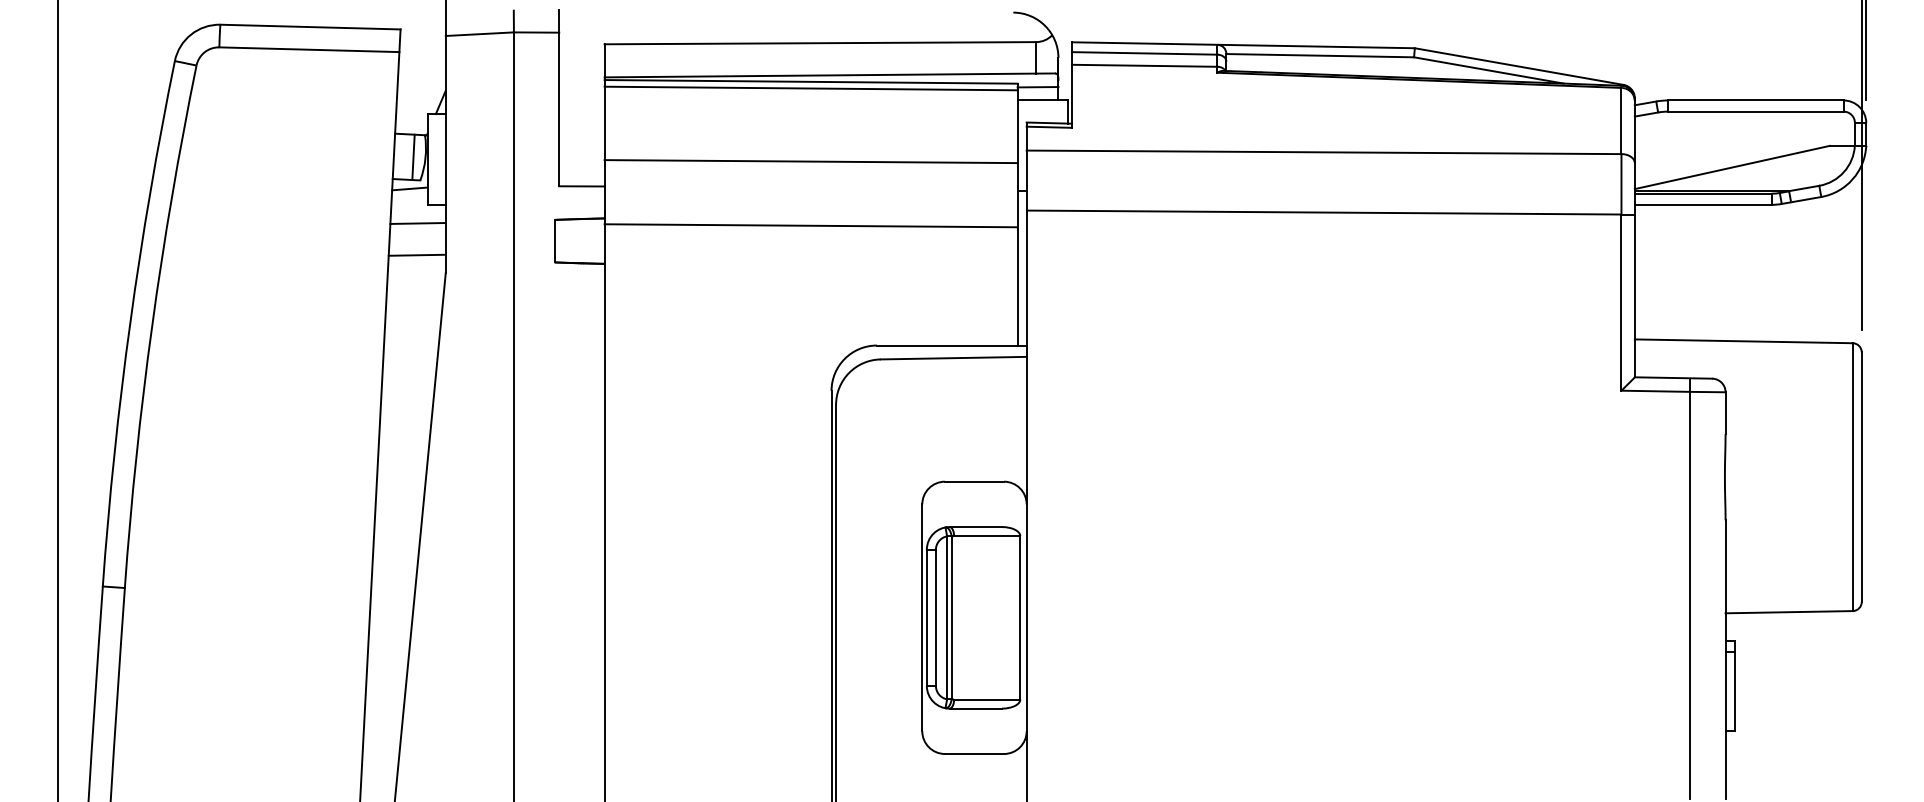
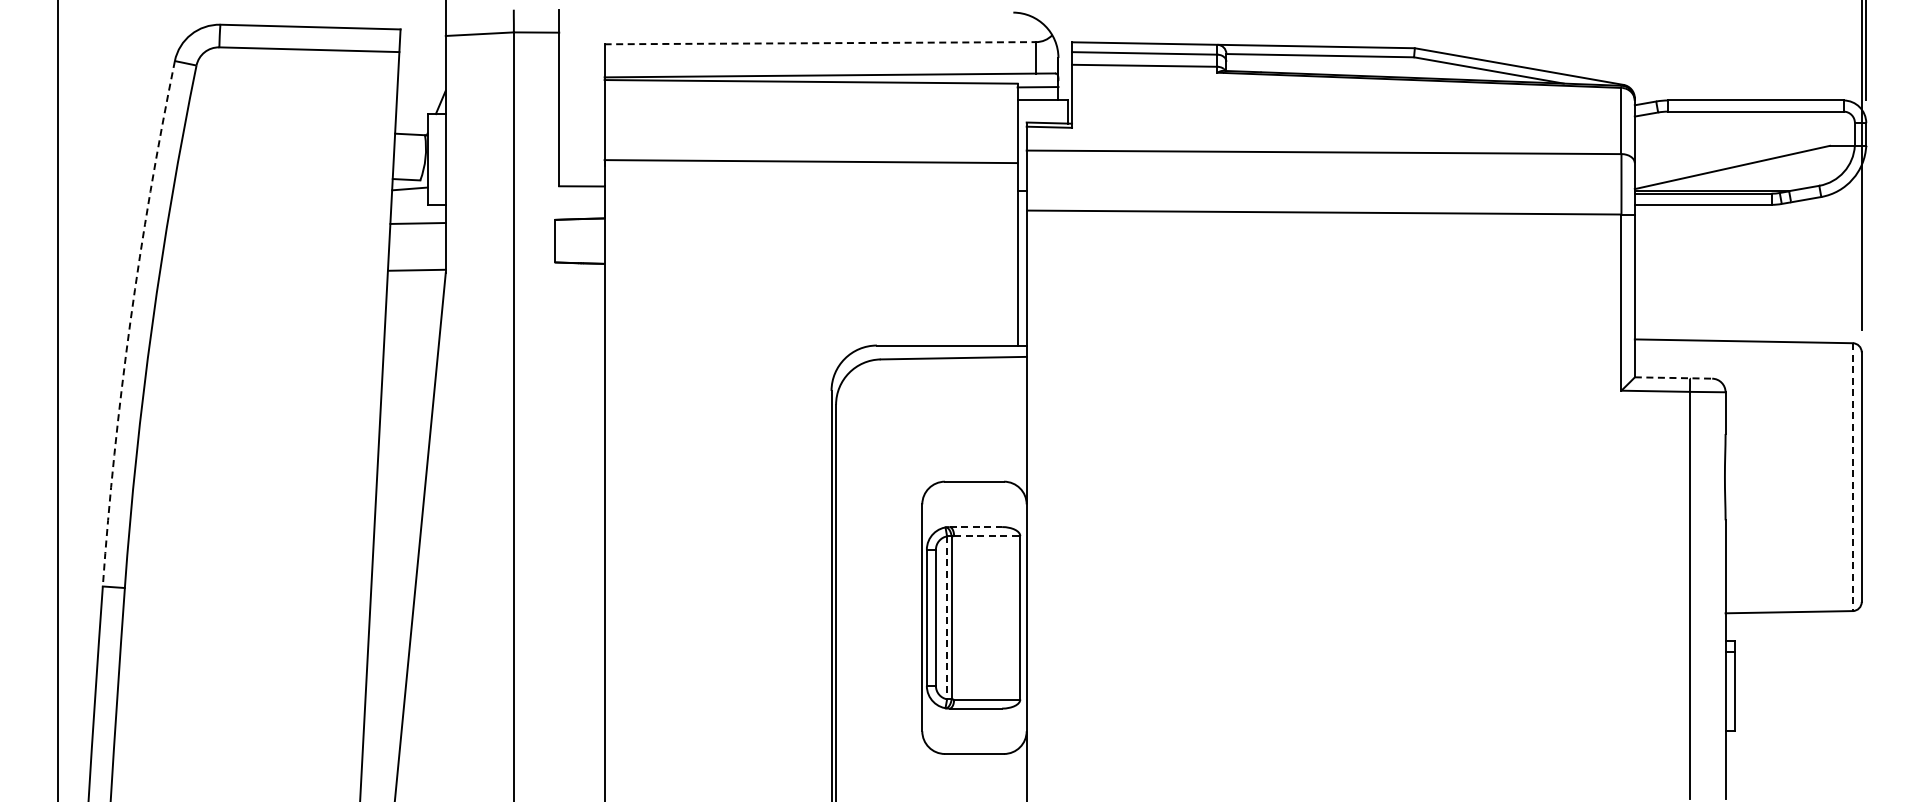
line: solid -> dashed (820, 43)
line: present -> none (810, 88)
line: present -> none (413, 157)
line: present -> none (810, 225)
line position: (416, 254) -> (416, 269) (416, 269)
arc: solid -> dashed (130, 322)
line: solid -> dashed (1673, 377)
line: solid -> dashed (1852, 477)
line: solid -> dashed (976, 527)
line: solid -> dashed (987, 536)
line: solid -> dashed (947, 618)
